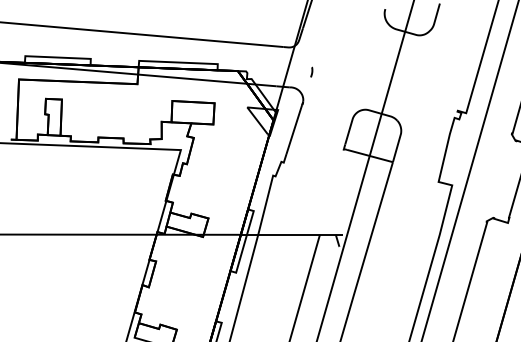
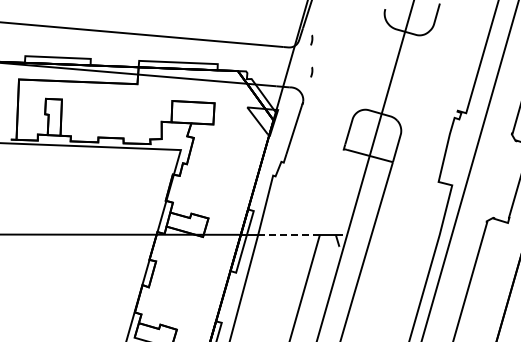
curve: none -> present (311, 39)
line: solid -> dashed (289, 234)
